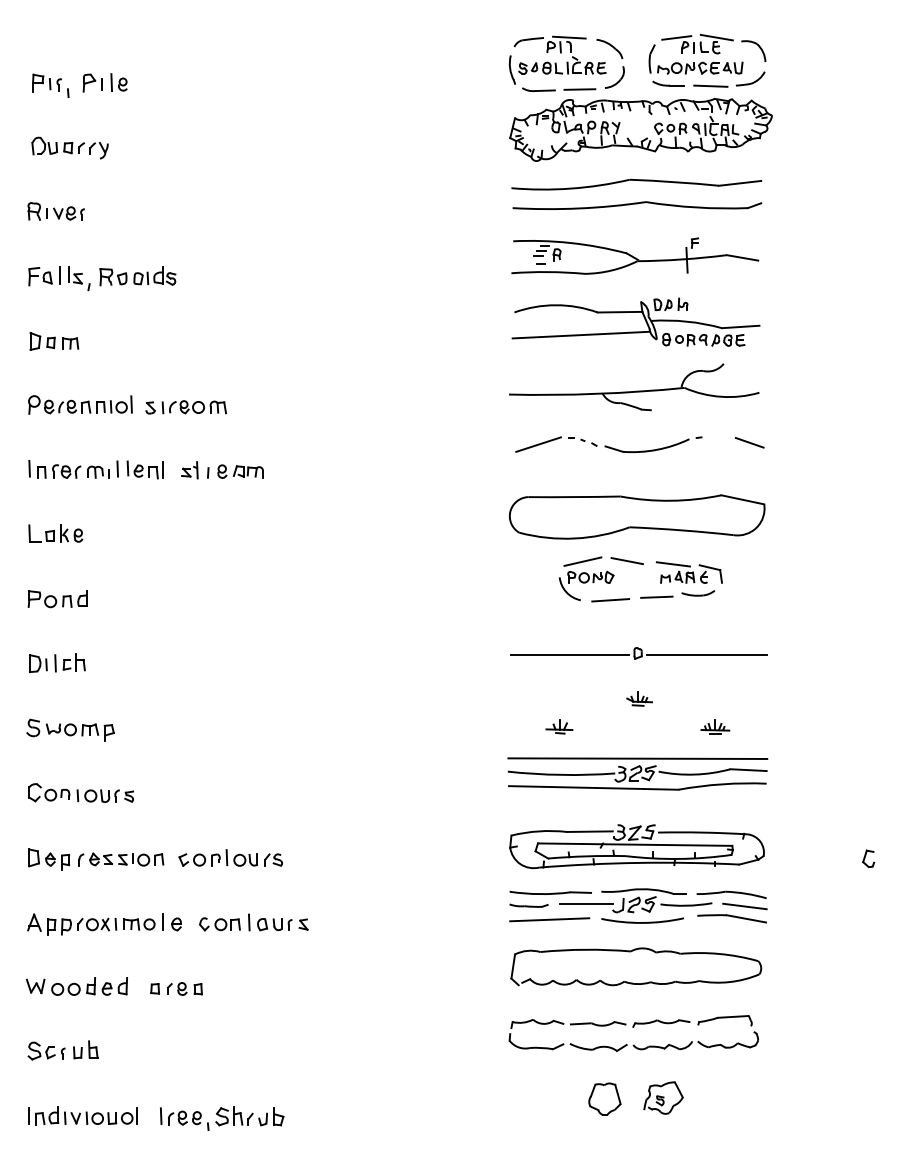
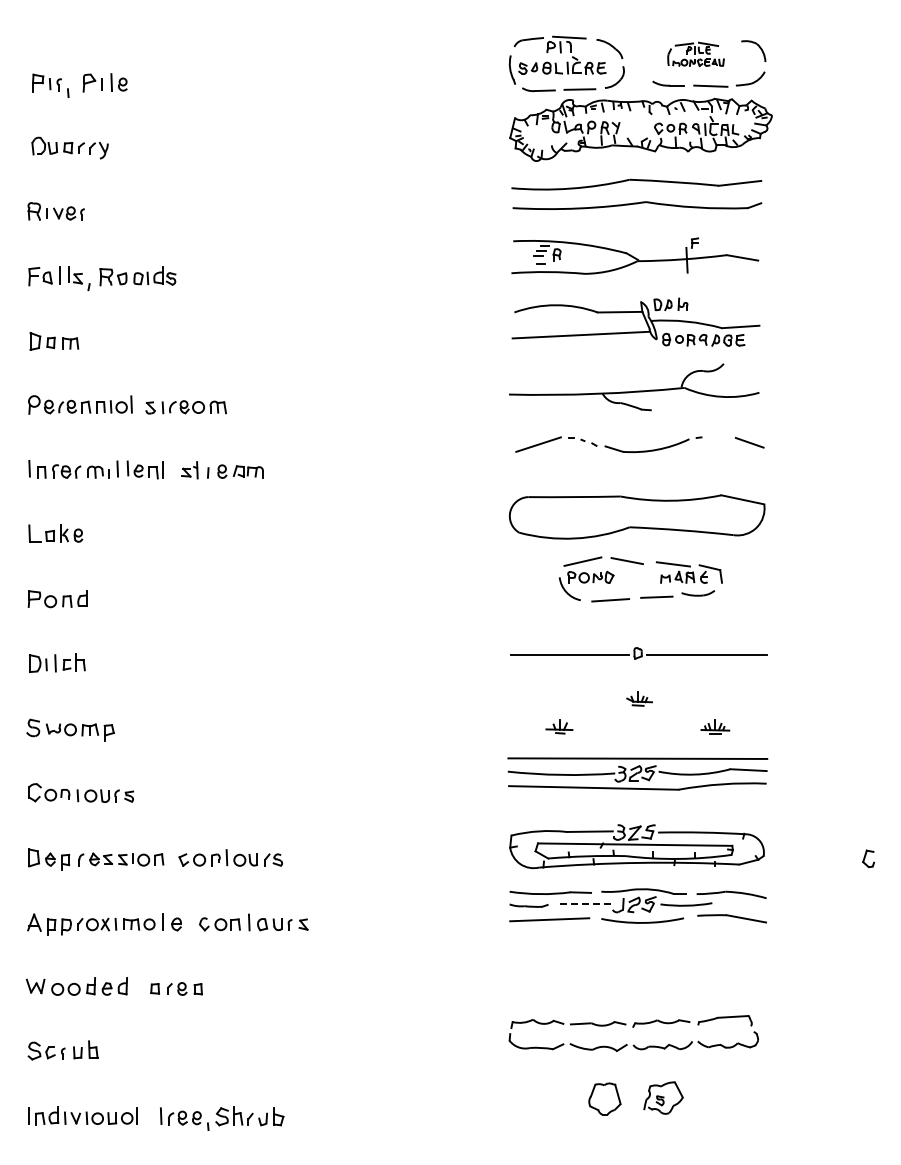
part size: 96x41 px -> 58x27 px (695, 54)
line: solid -> dashed (586, 903)
line: present -> none (744, 906)
part: present -> none (630, 952)
